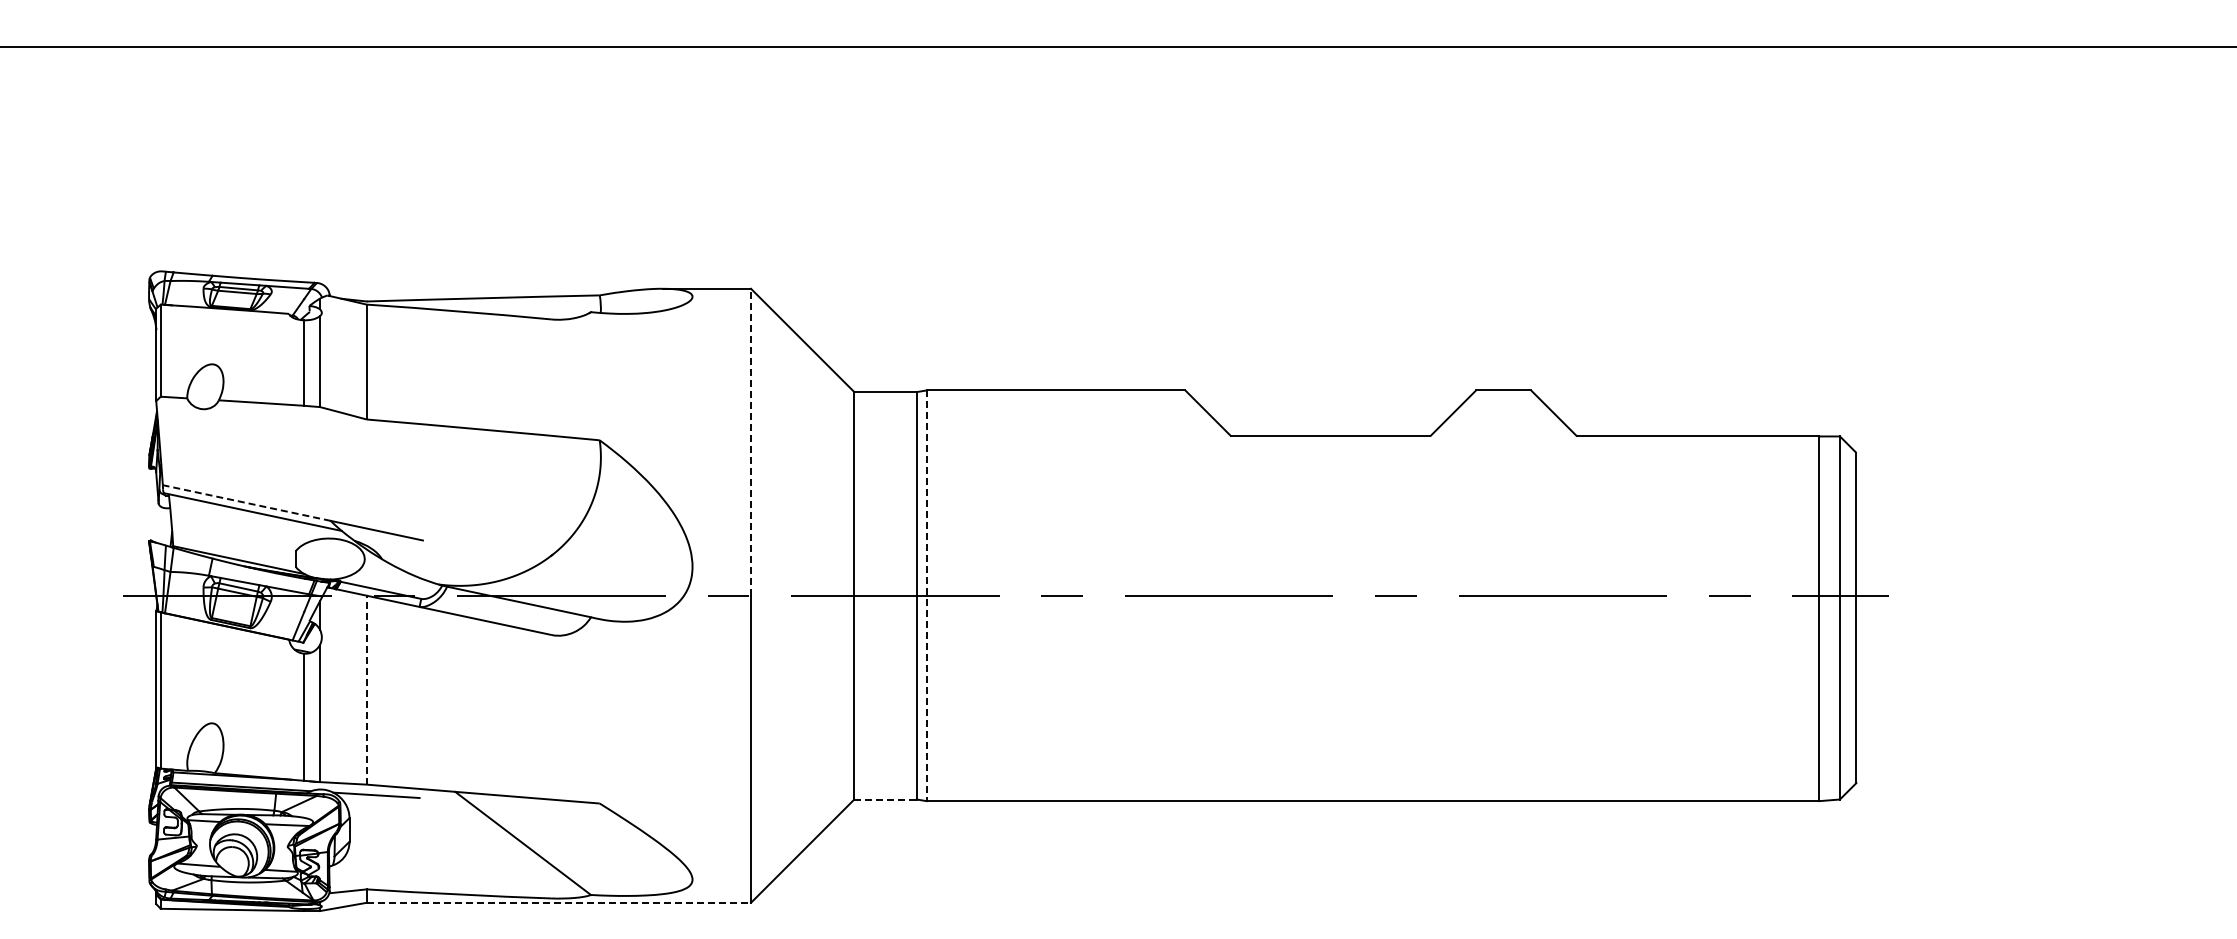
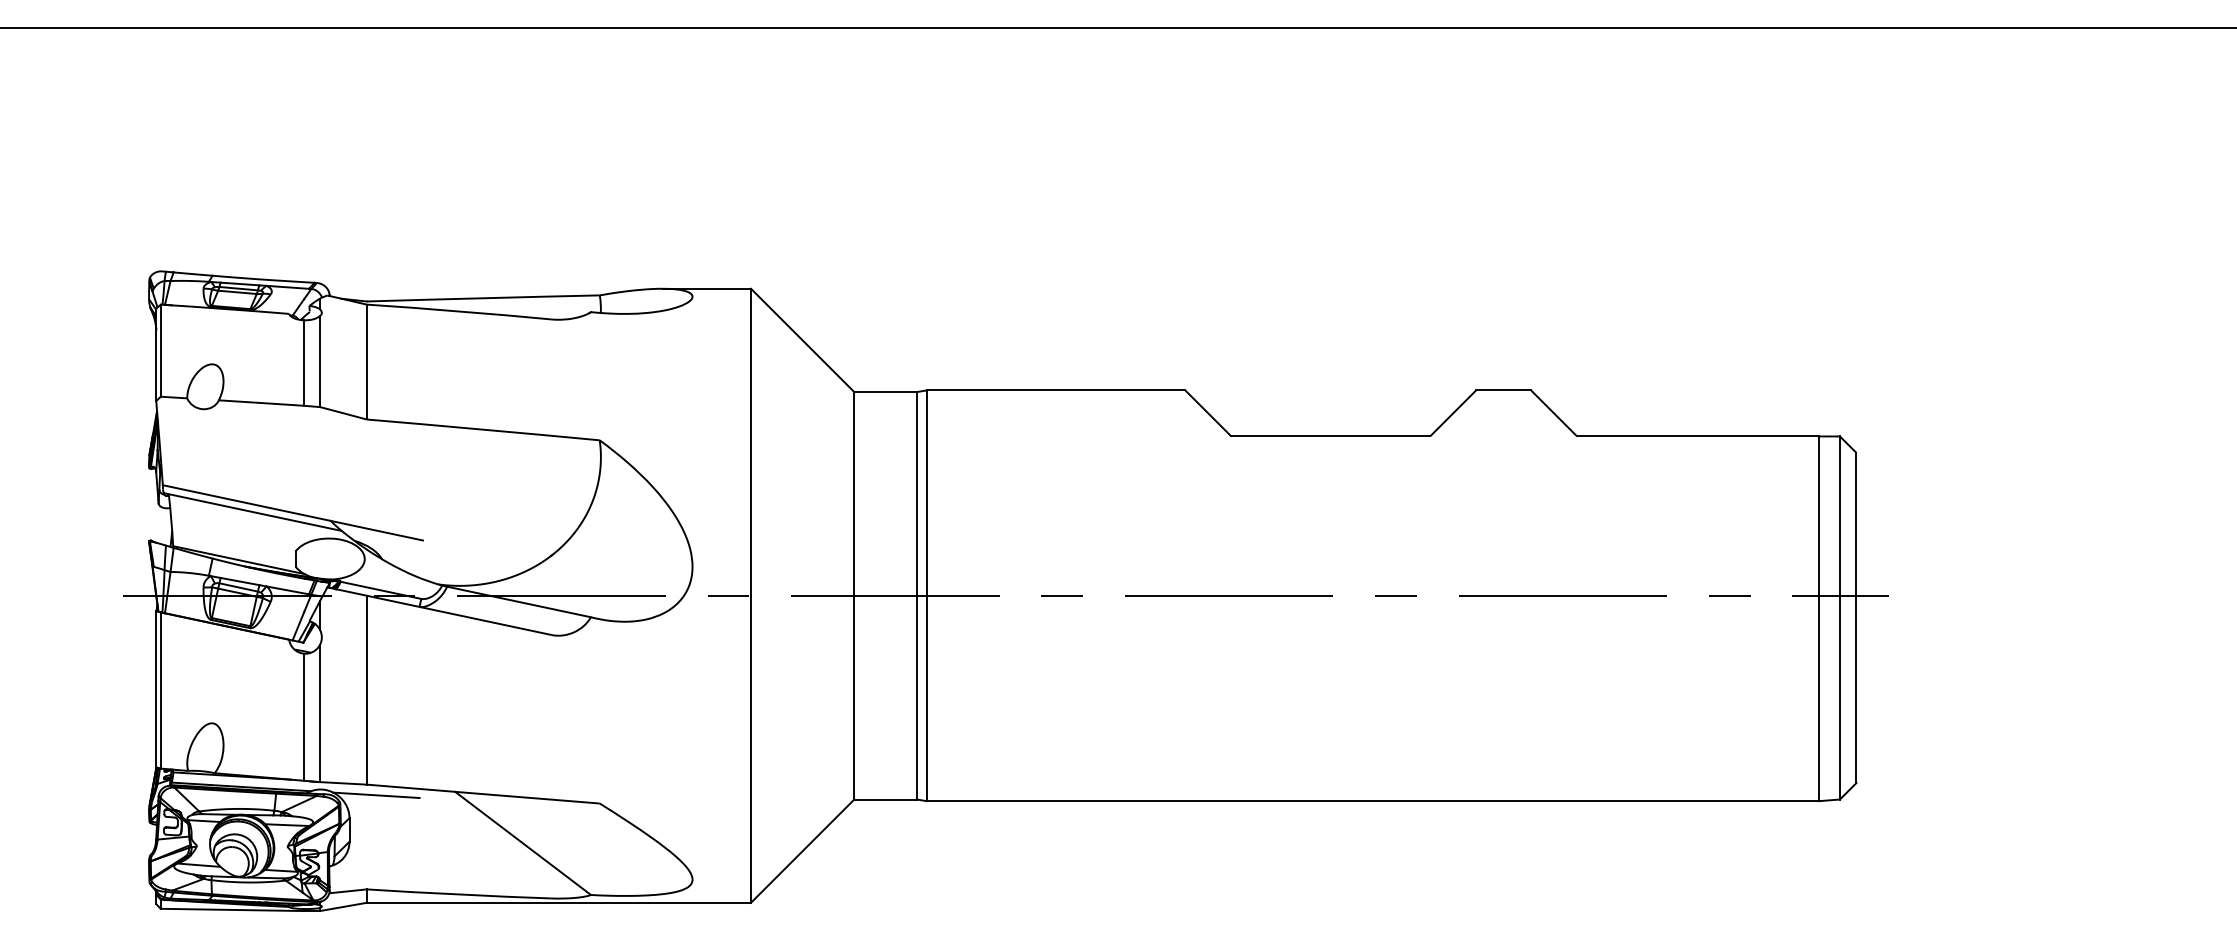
line position: (1117, 46) -> (1117, 27) (1117, 27)
line: dashed -> solid (751, 442)
line: dashed -> solid (246, 503)
line: dashed -> solid (926, 596)
line: dashed -> solid (366, 689)
line: dashed -> solid (886, 799)
line: dashed -> solid (559, 902)
